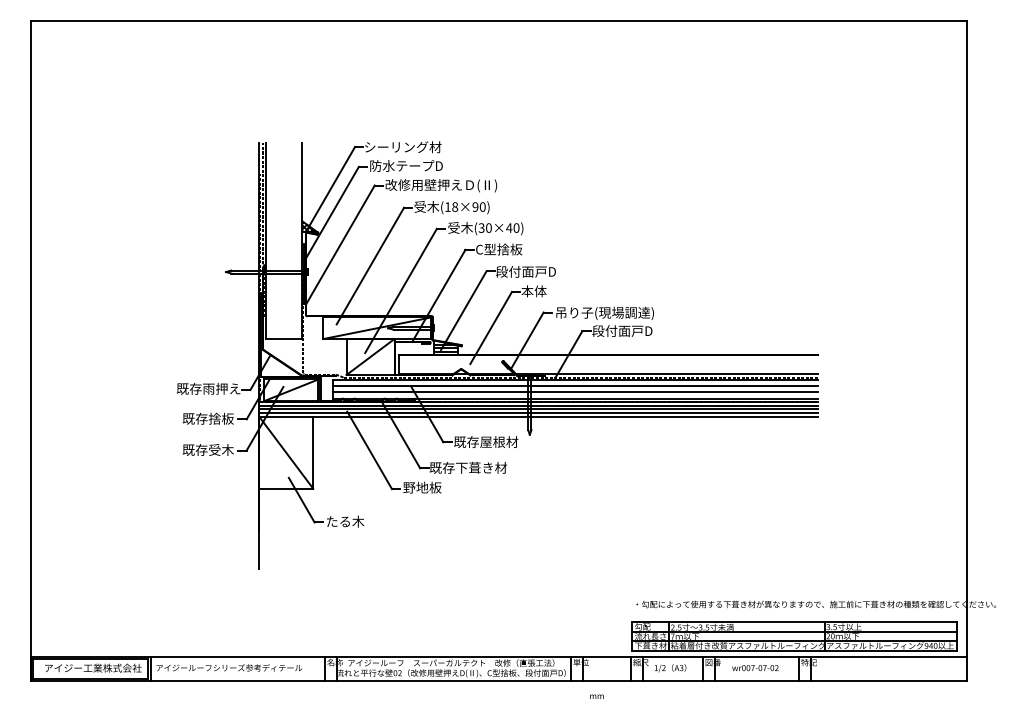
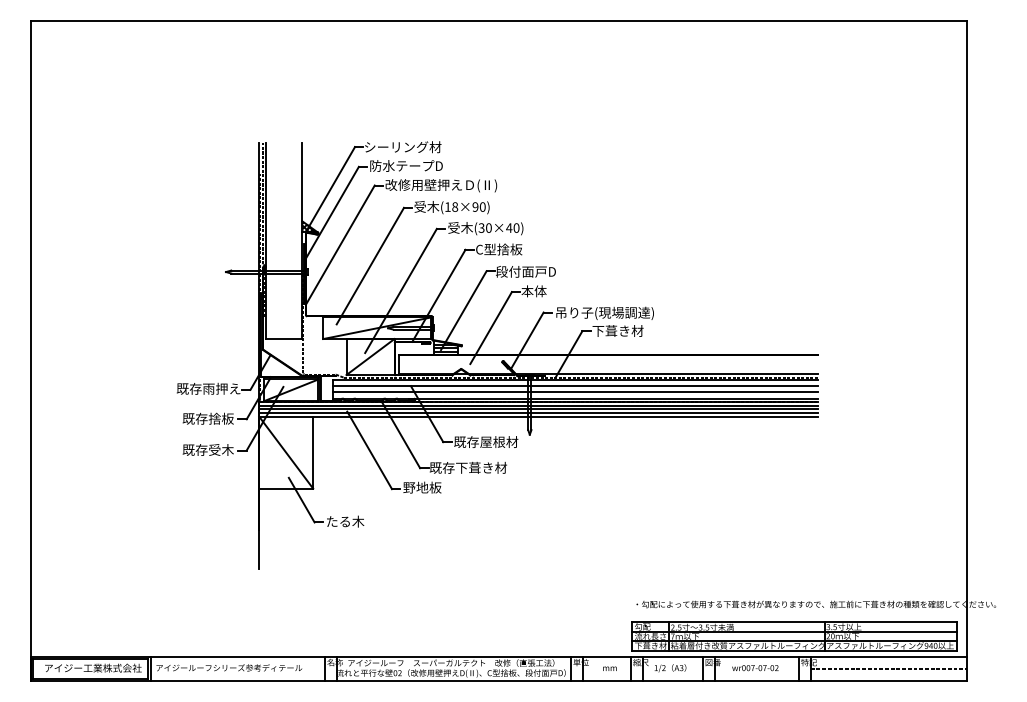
text: 段付面戸D -> 下葺き材 (622, 330)
line: none -> present (888, 668)
text position: (596, 696) -> (609, 668) (609, 668)
